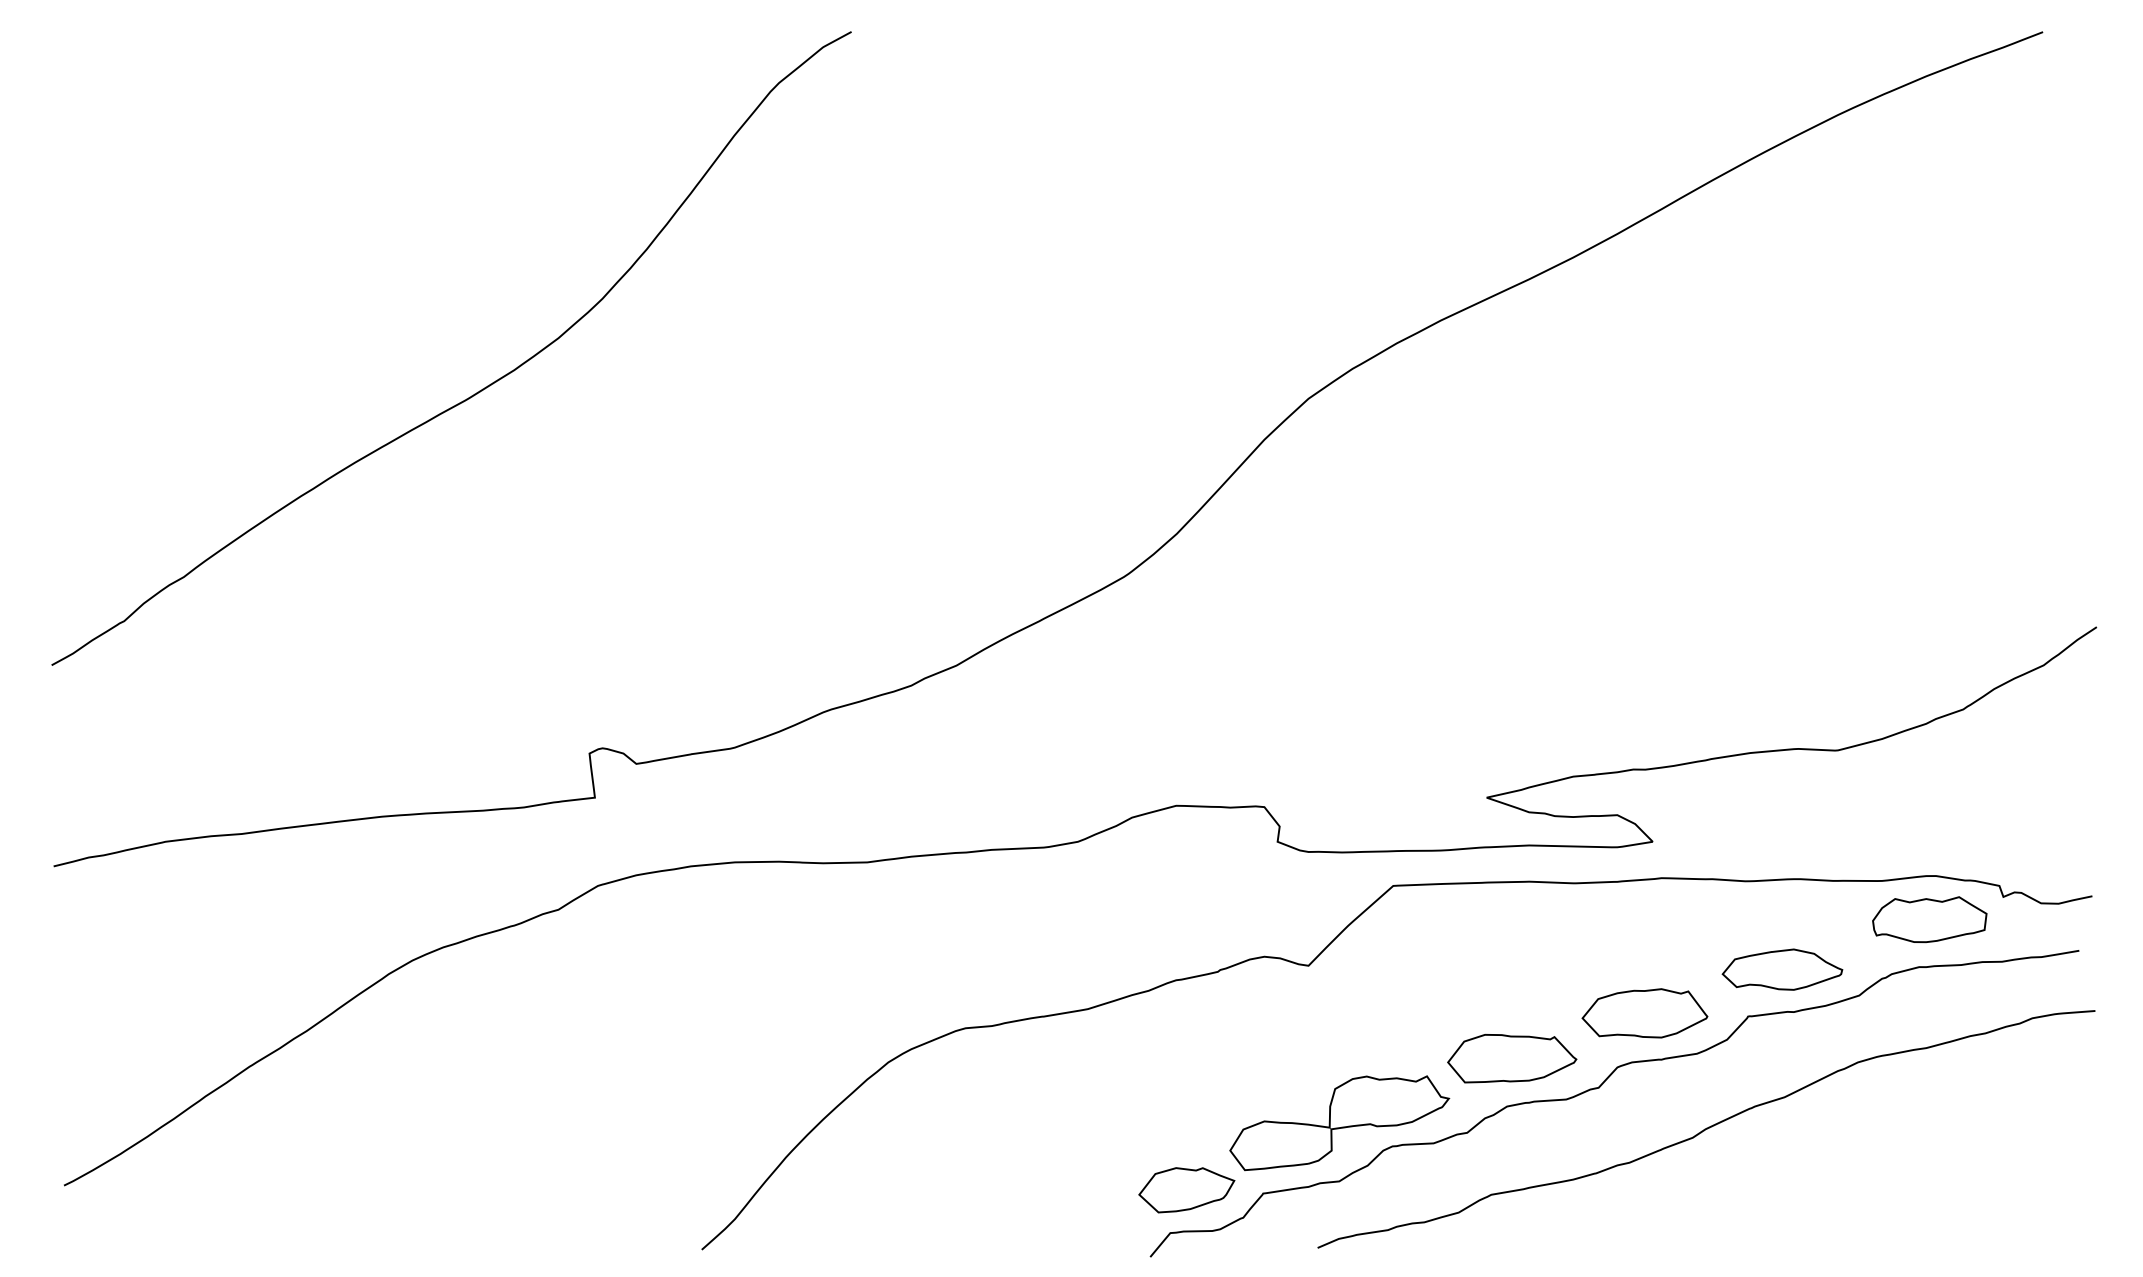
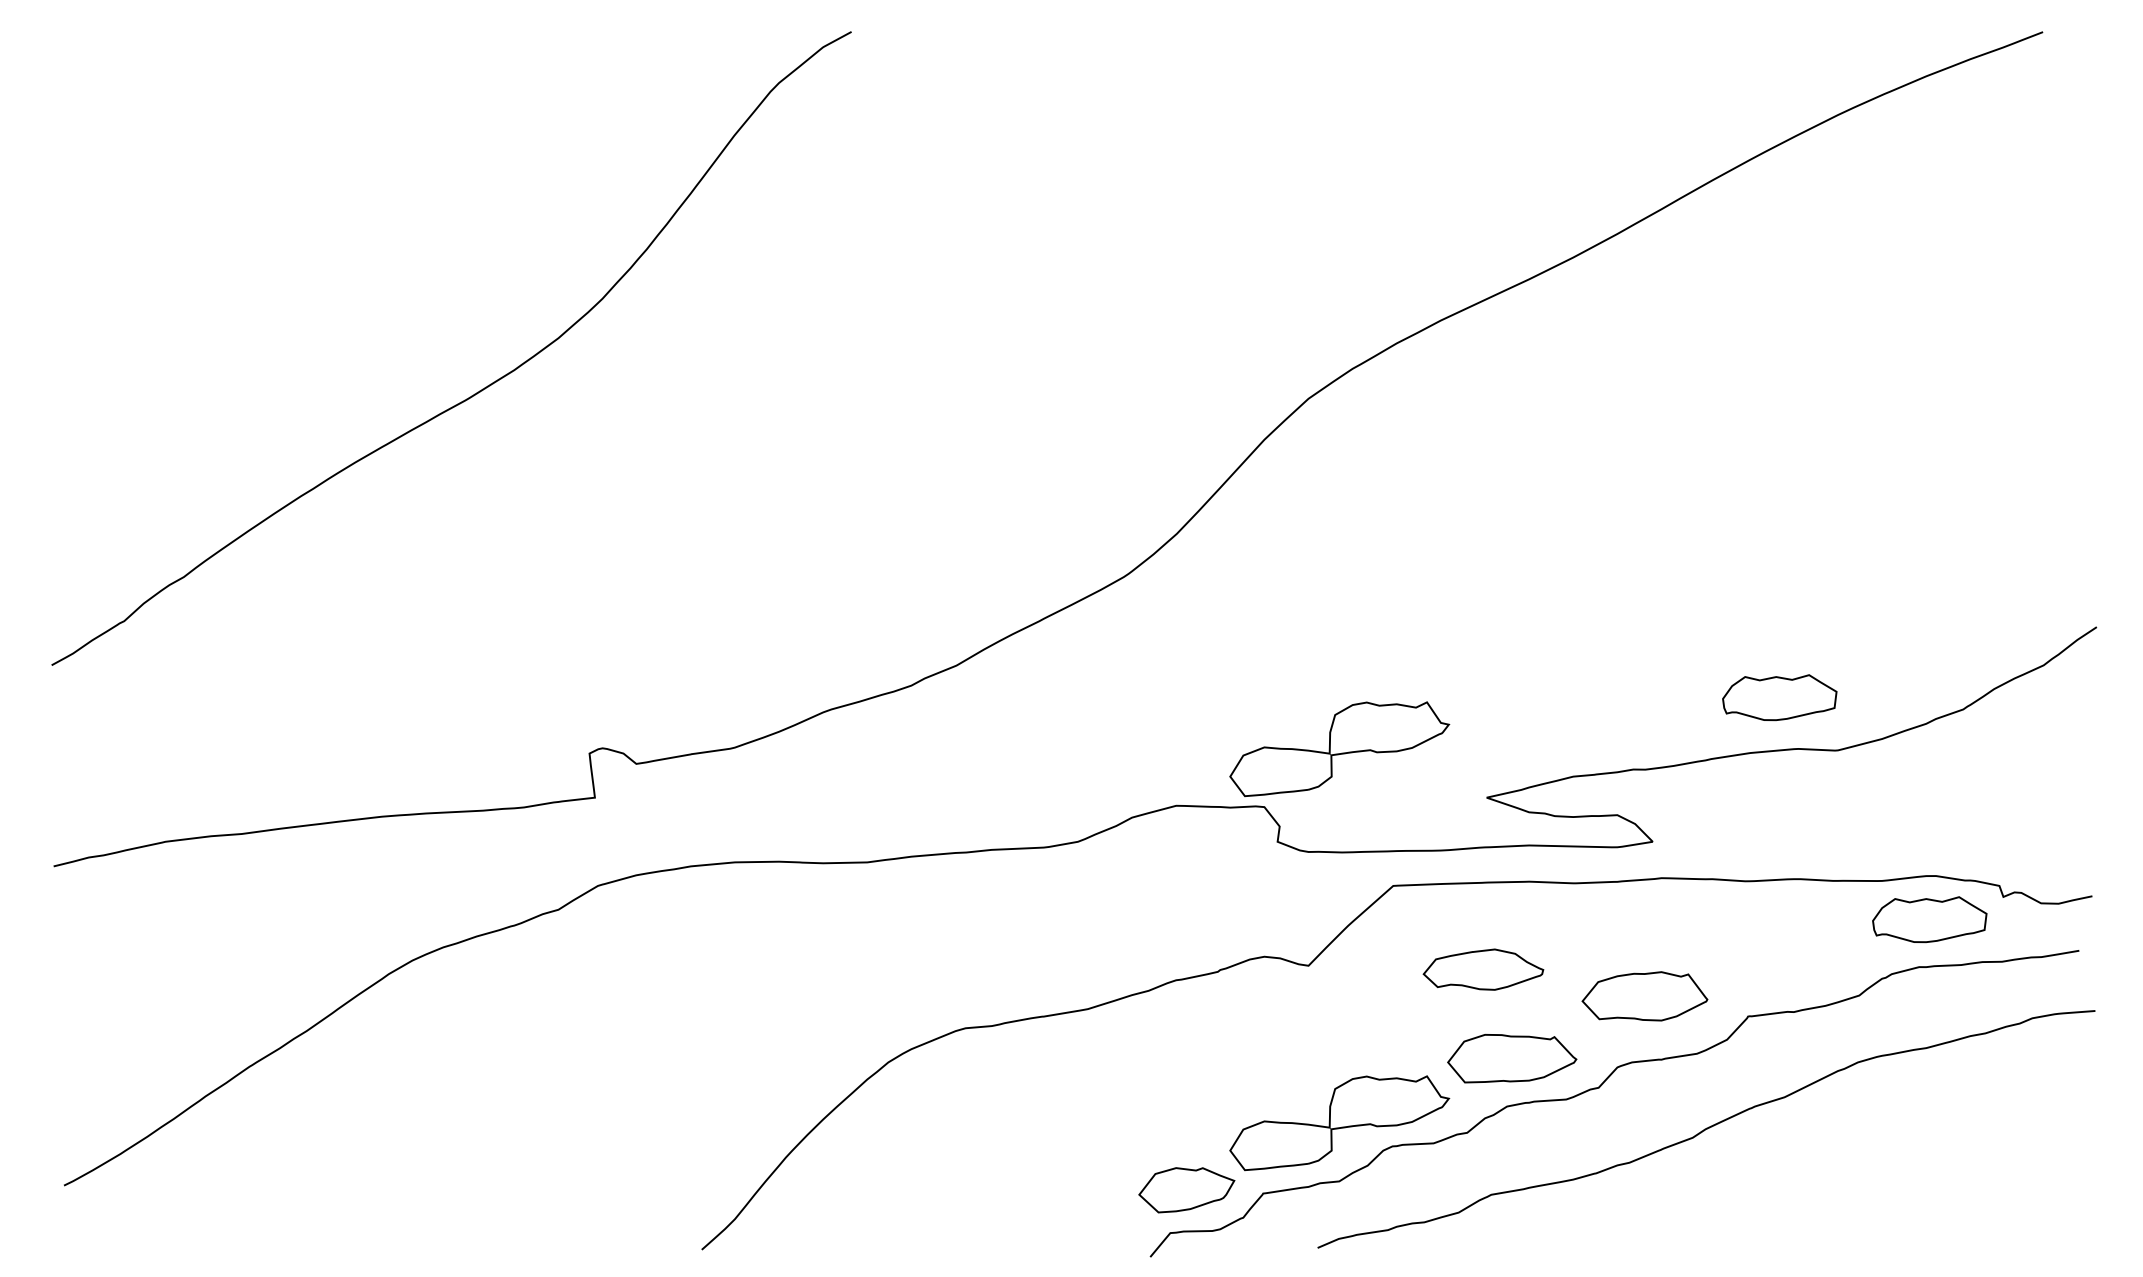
part: none -> present (1779, 697)
part: none -> present (1339, 749)
part position: (1782, 969) -> (1483, 969) (1483, 969)
part position: (1644, 1013) -> (1644, 996) (1644, 996)
